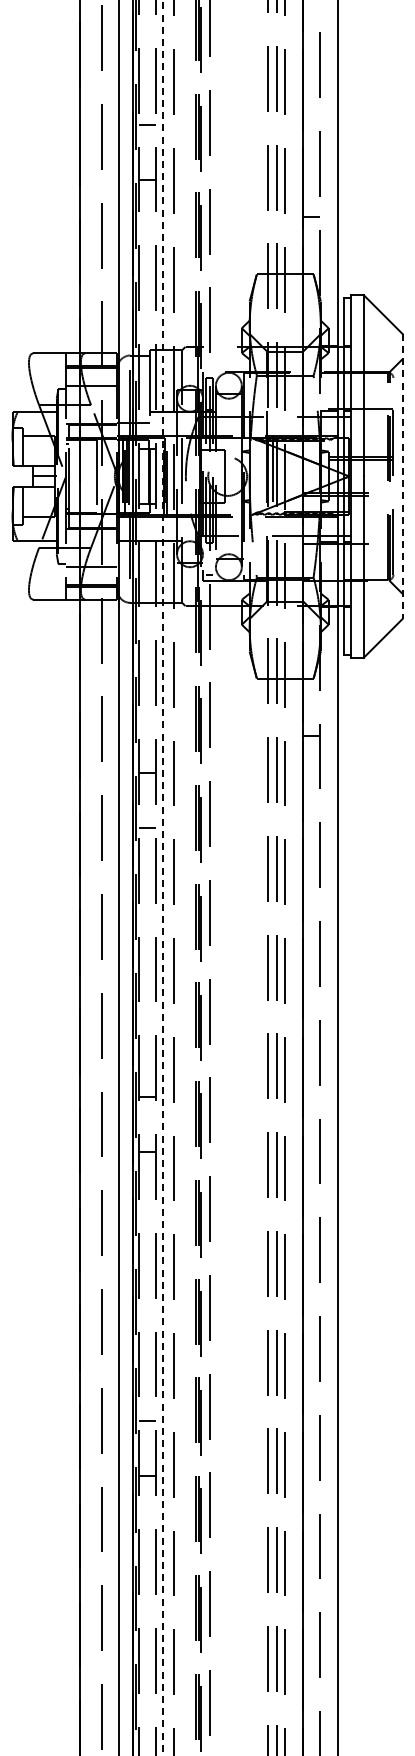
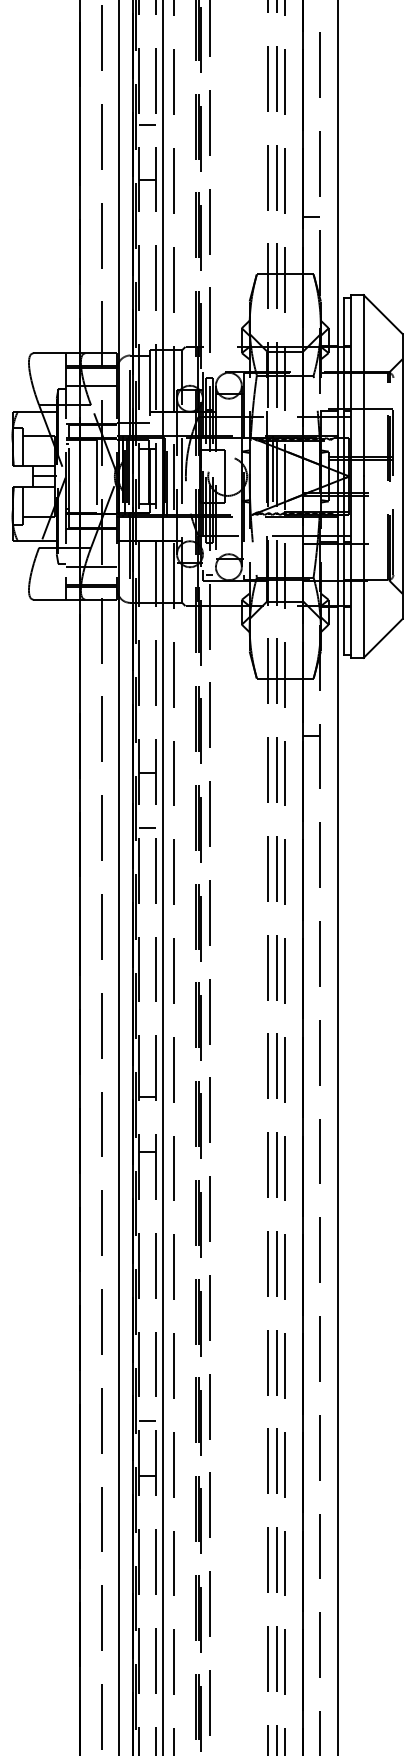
line: dashed -> solid (402, 476)
line: dashed -> solid (162, 877)
